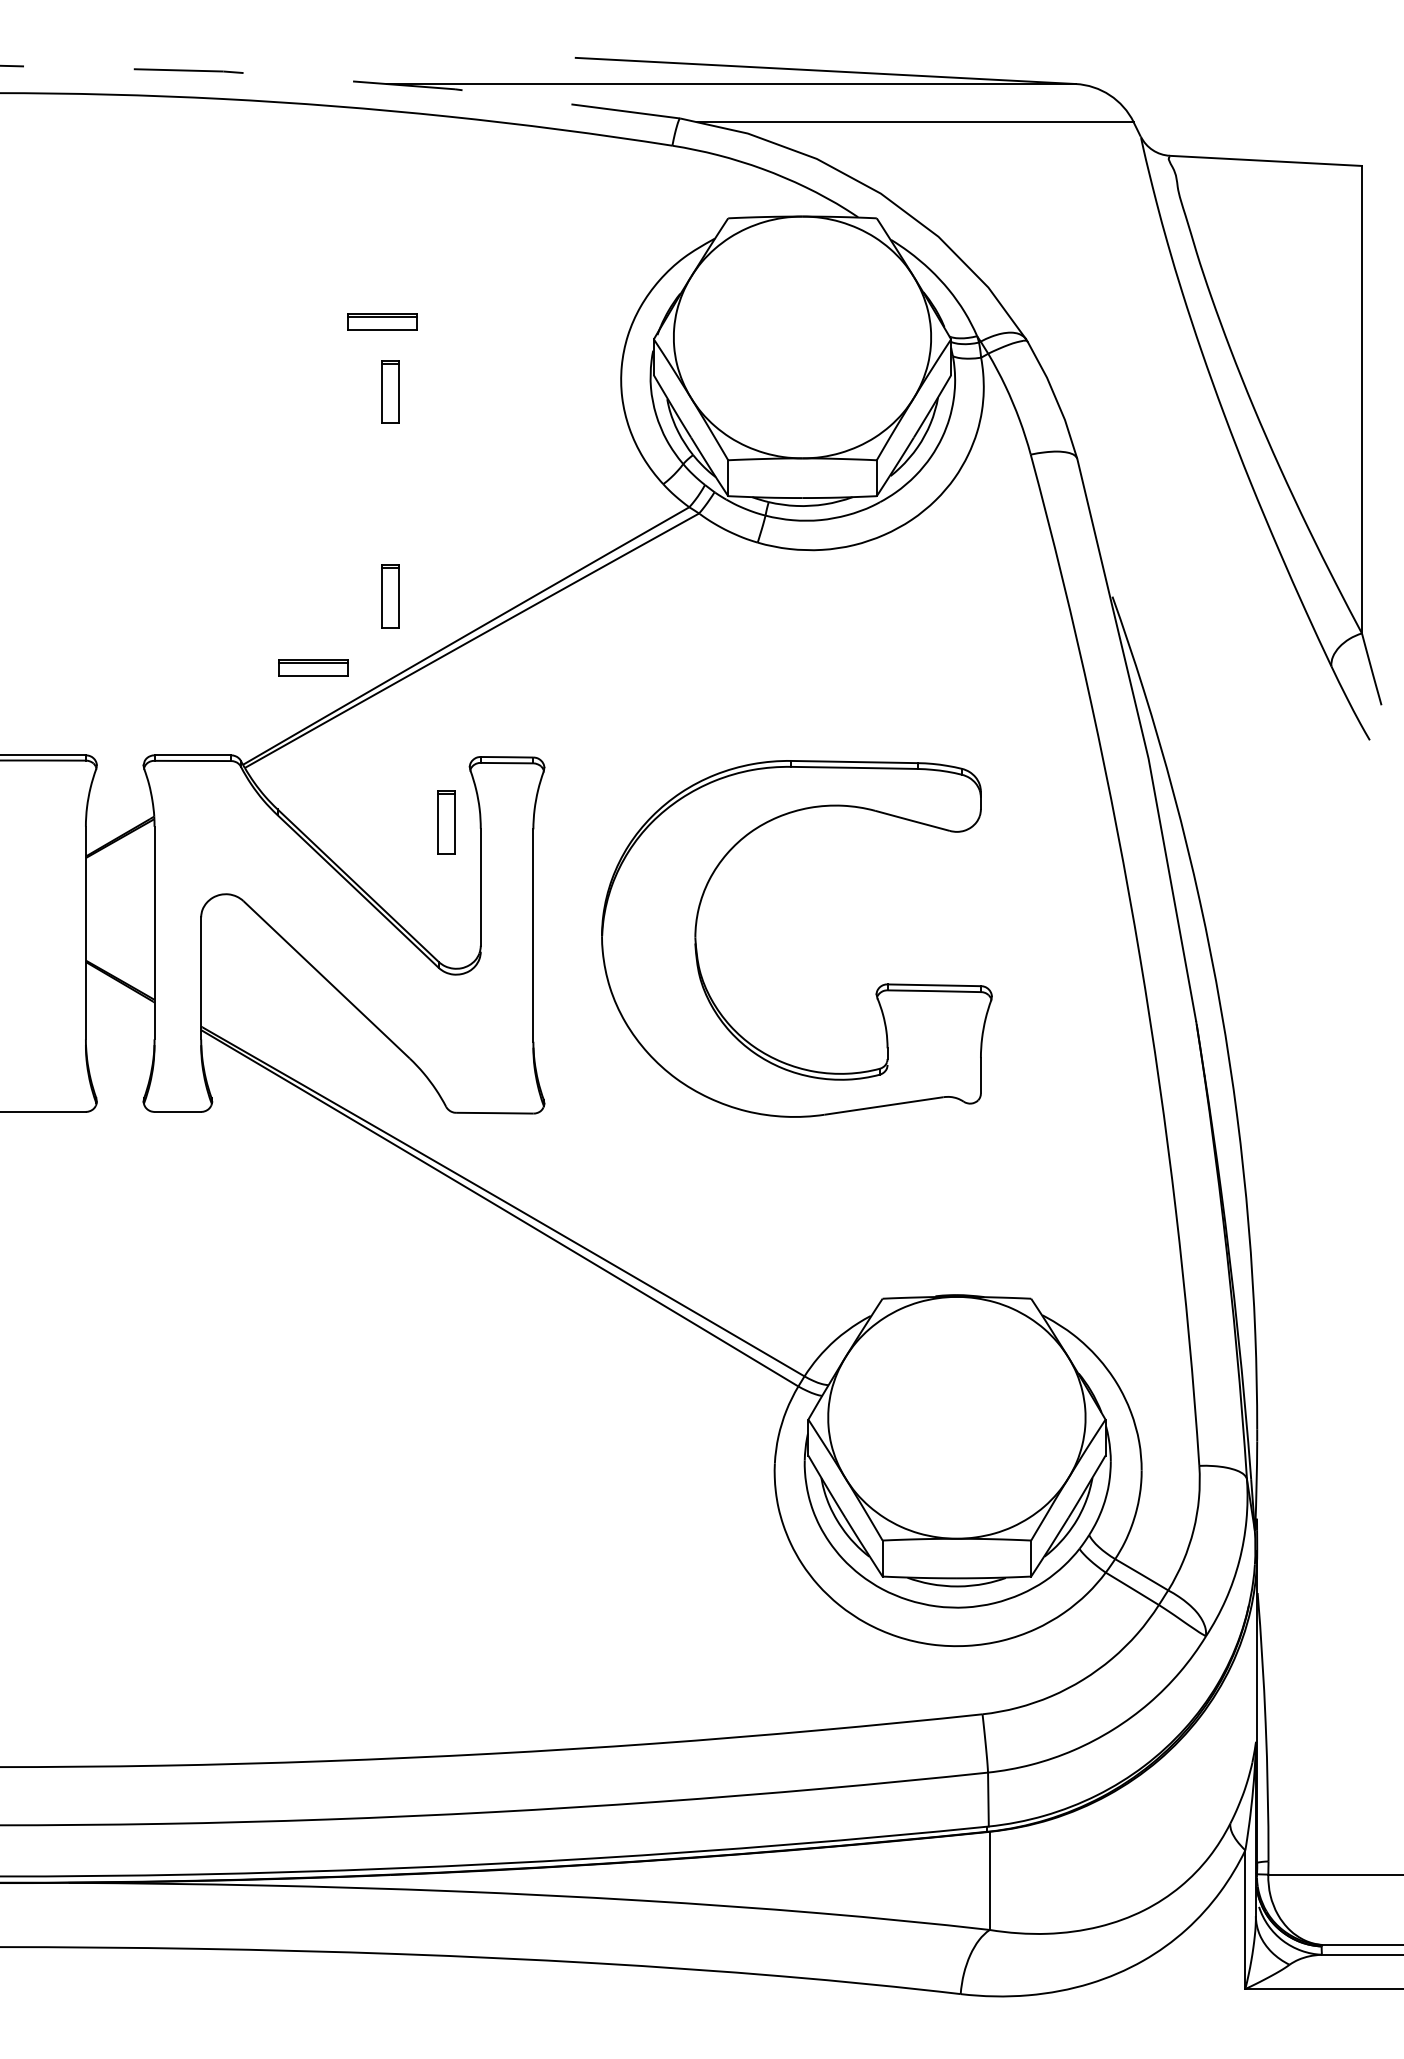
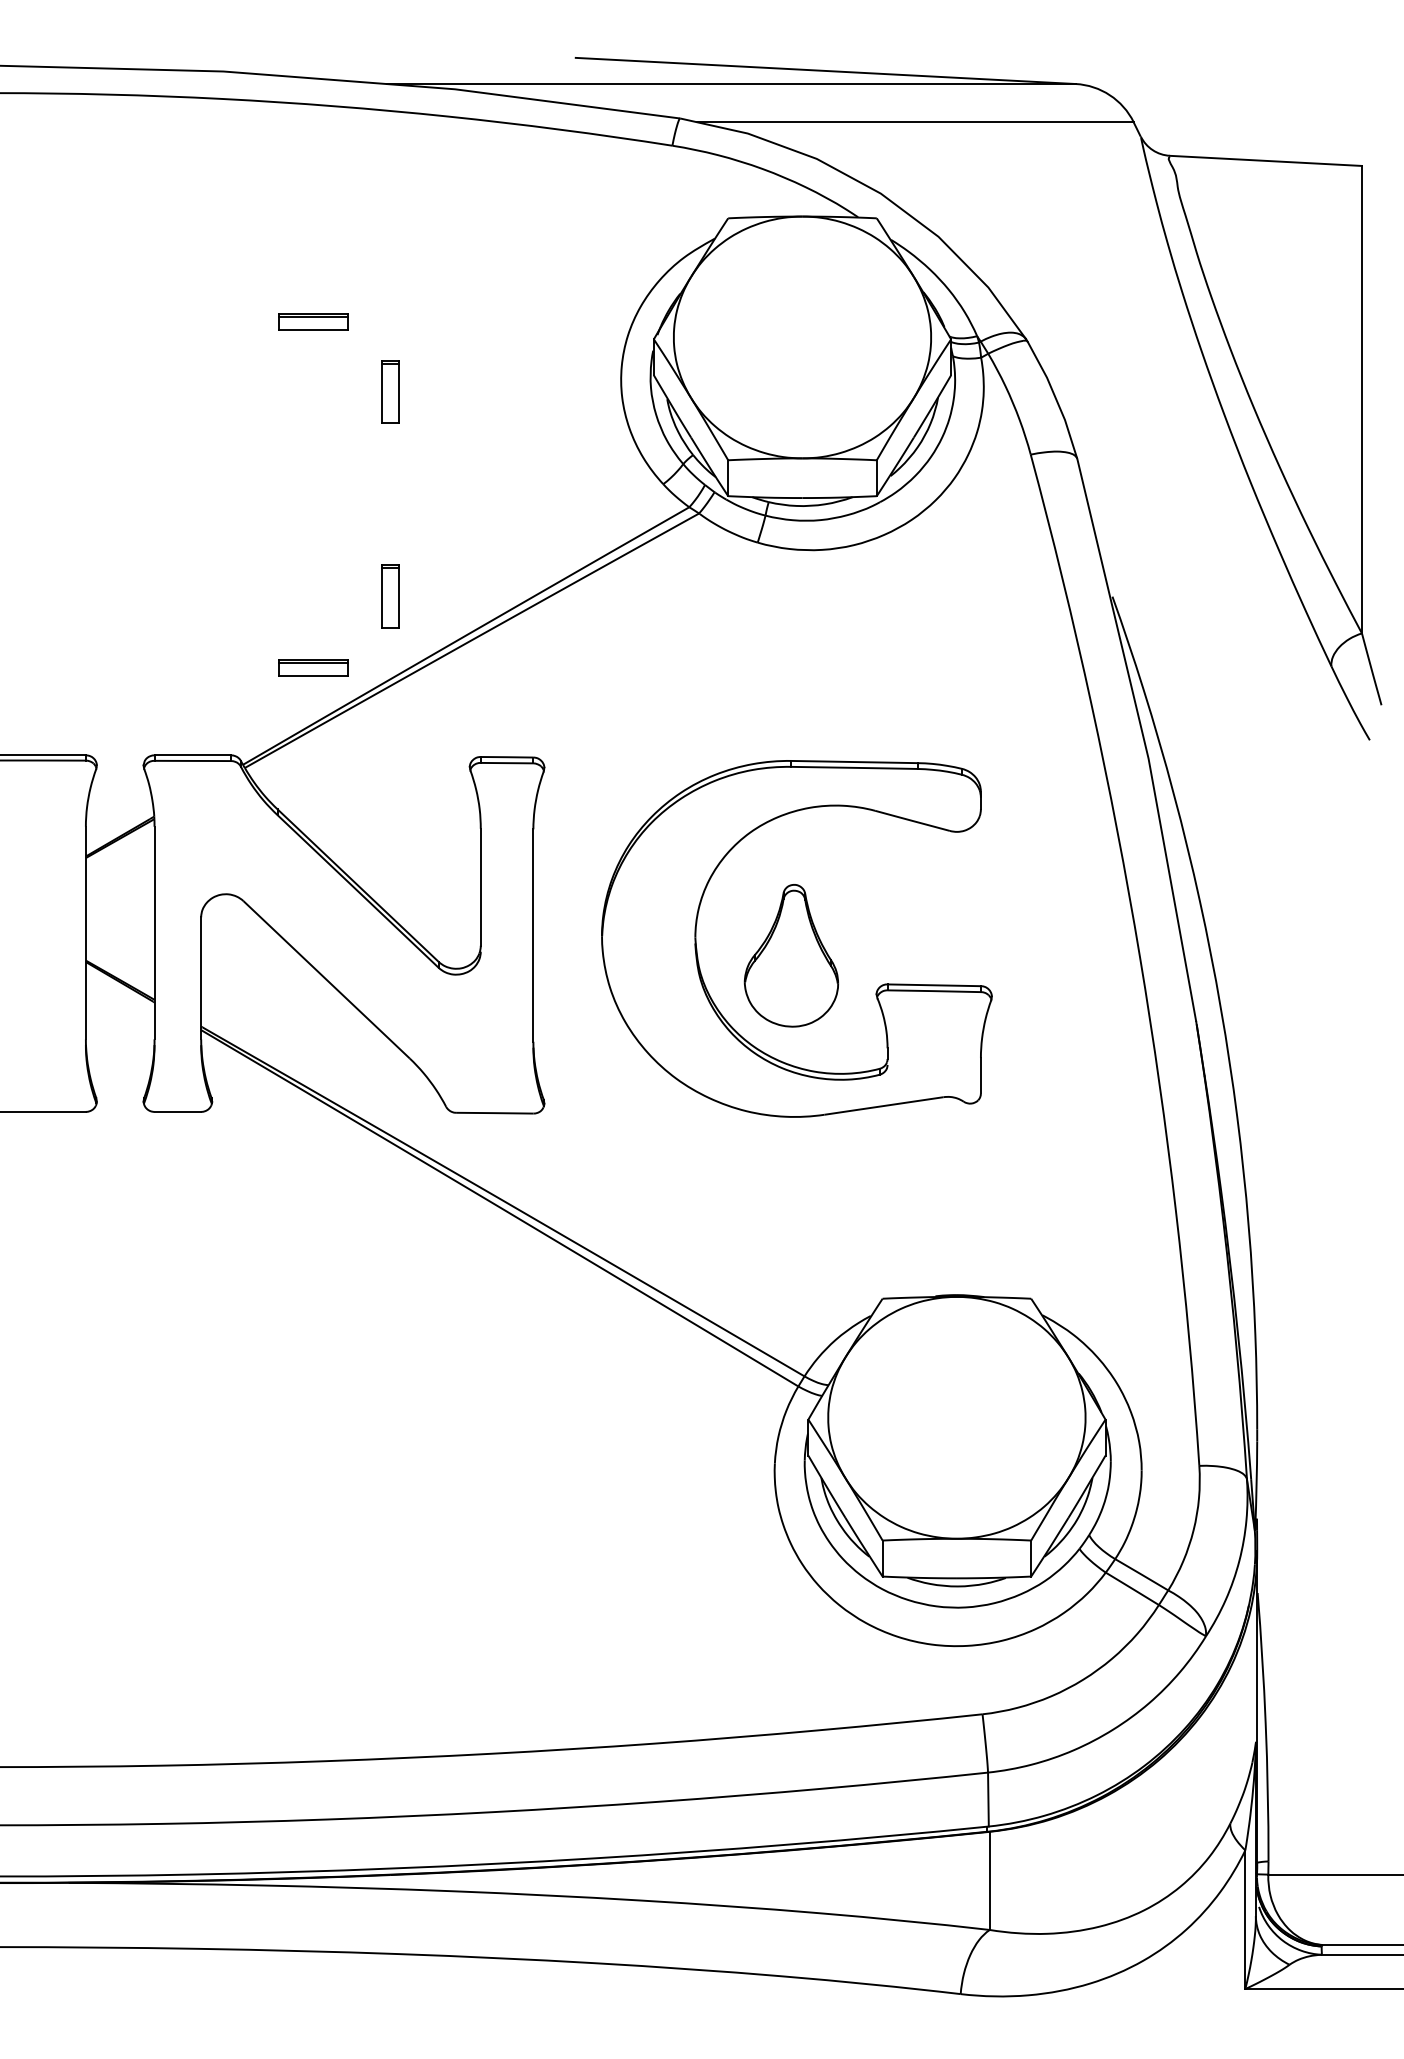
line: dashed -> solid (340, 80)
part position: (382, 321) -> (313, 321) (313, 321)
part: present -> none (446, 822)
part: none -> present (790, 955)
